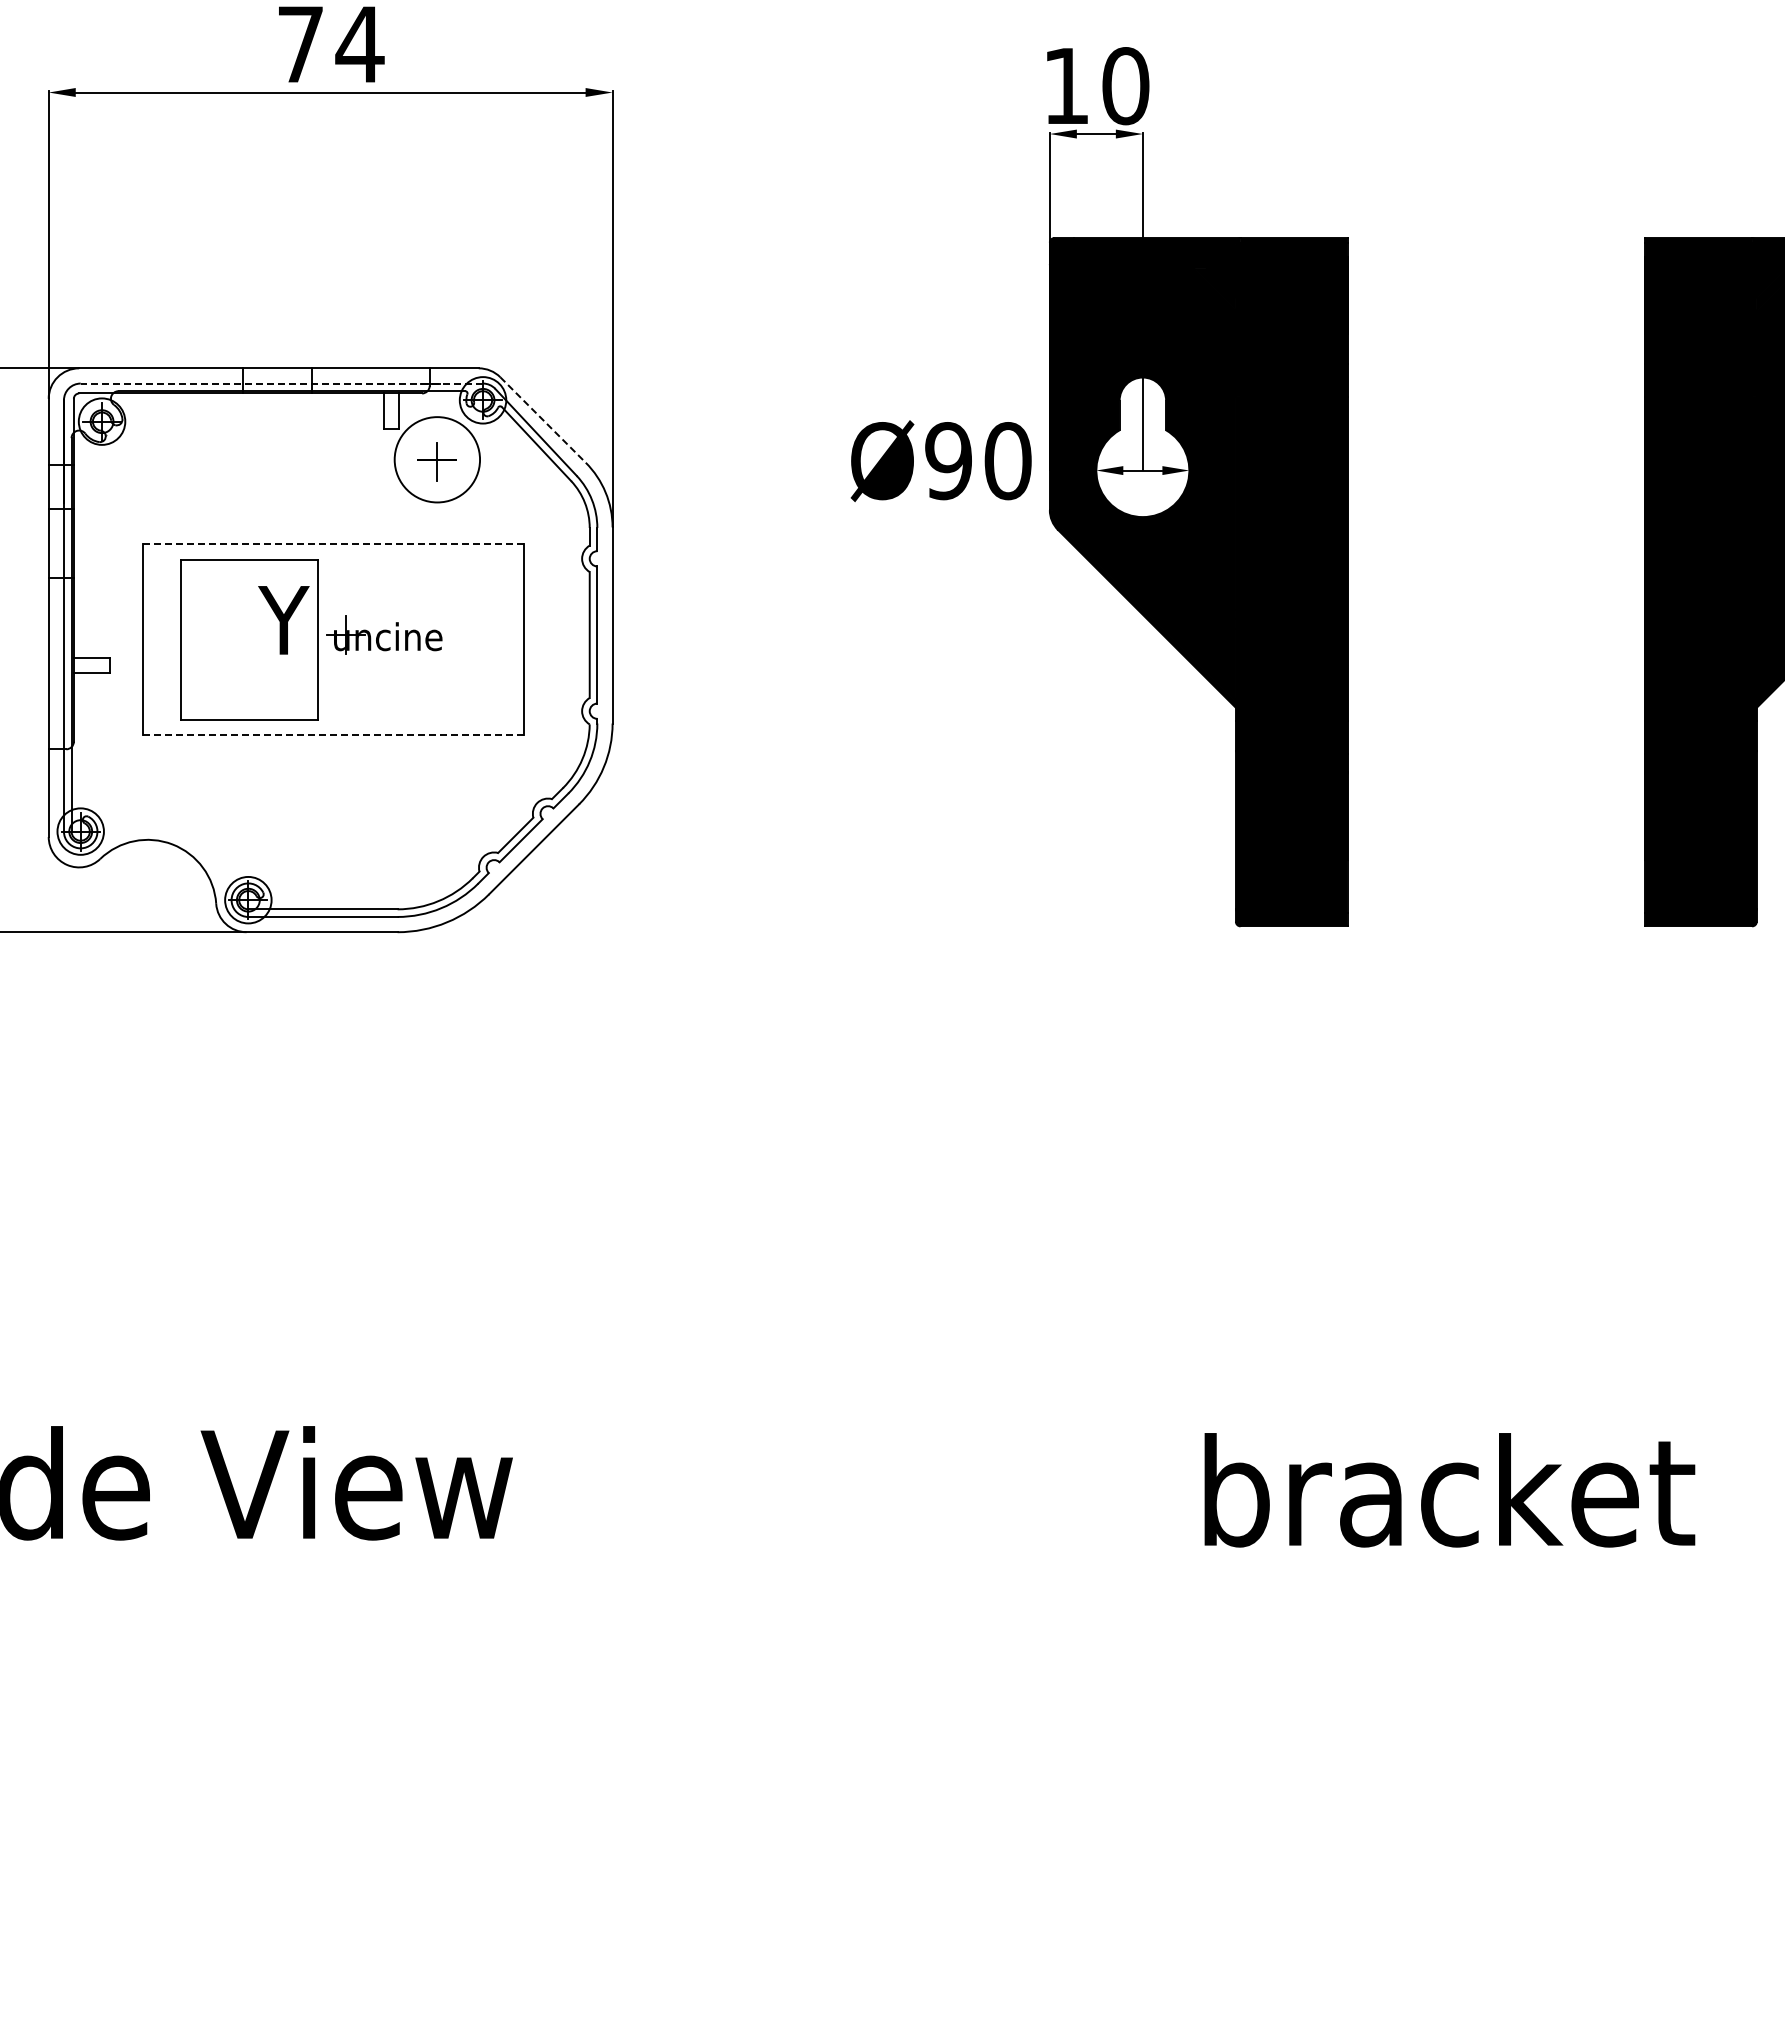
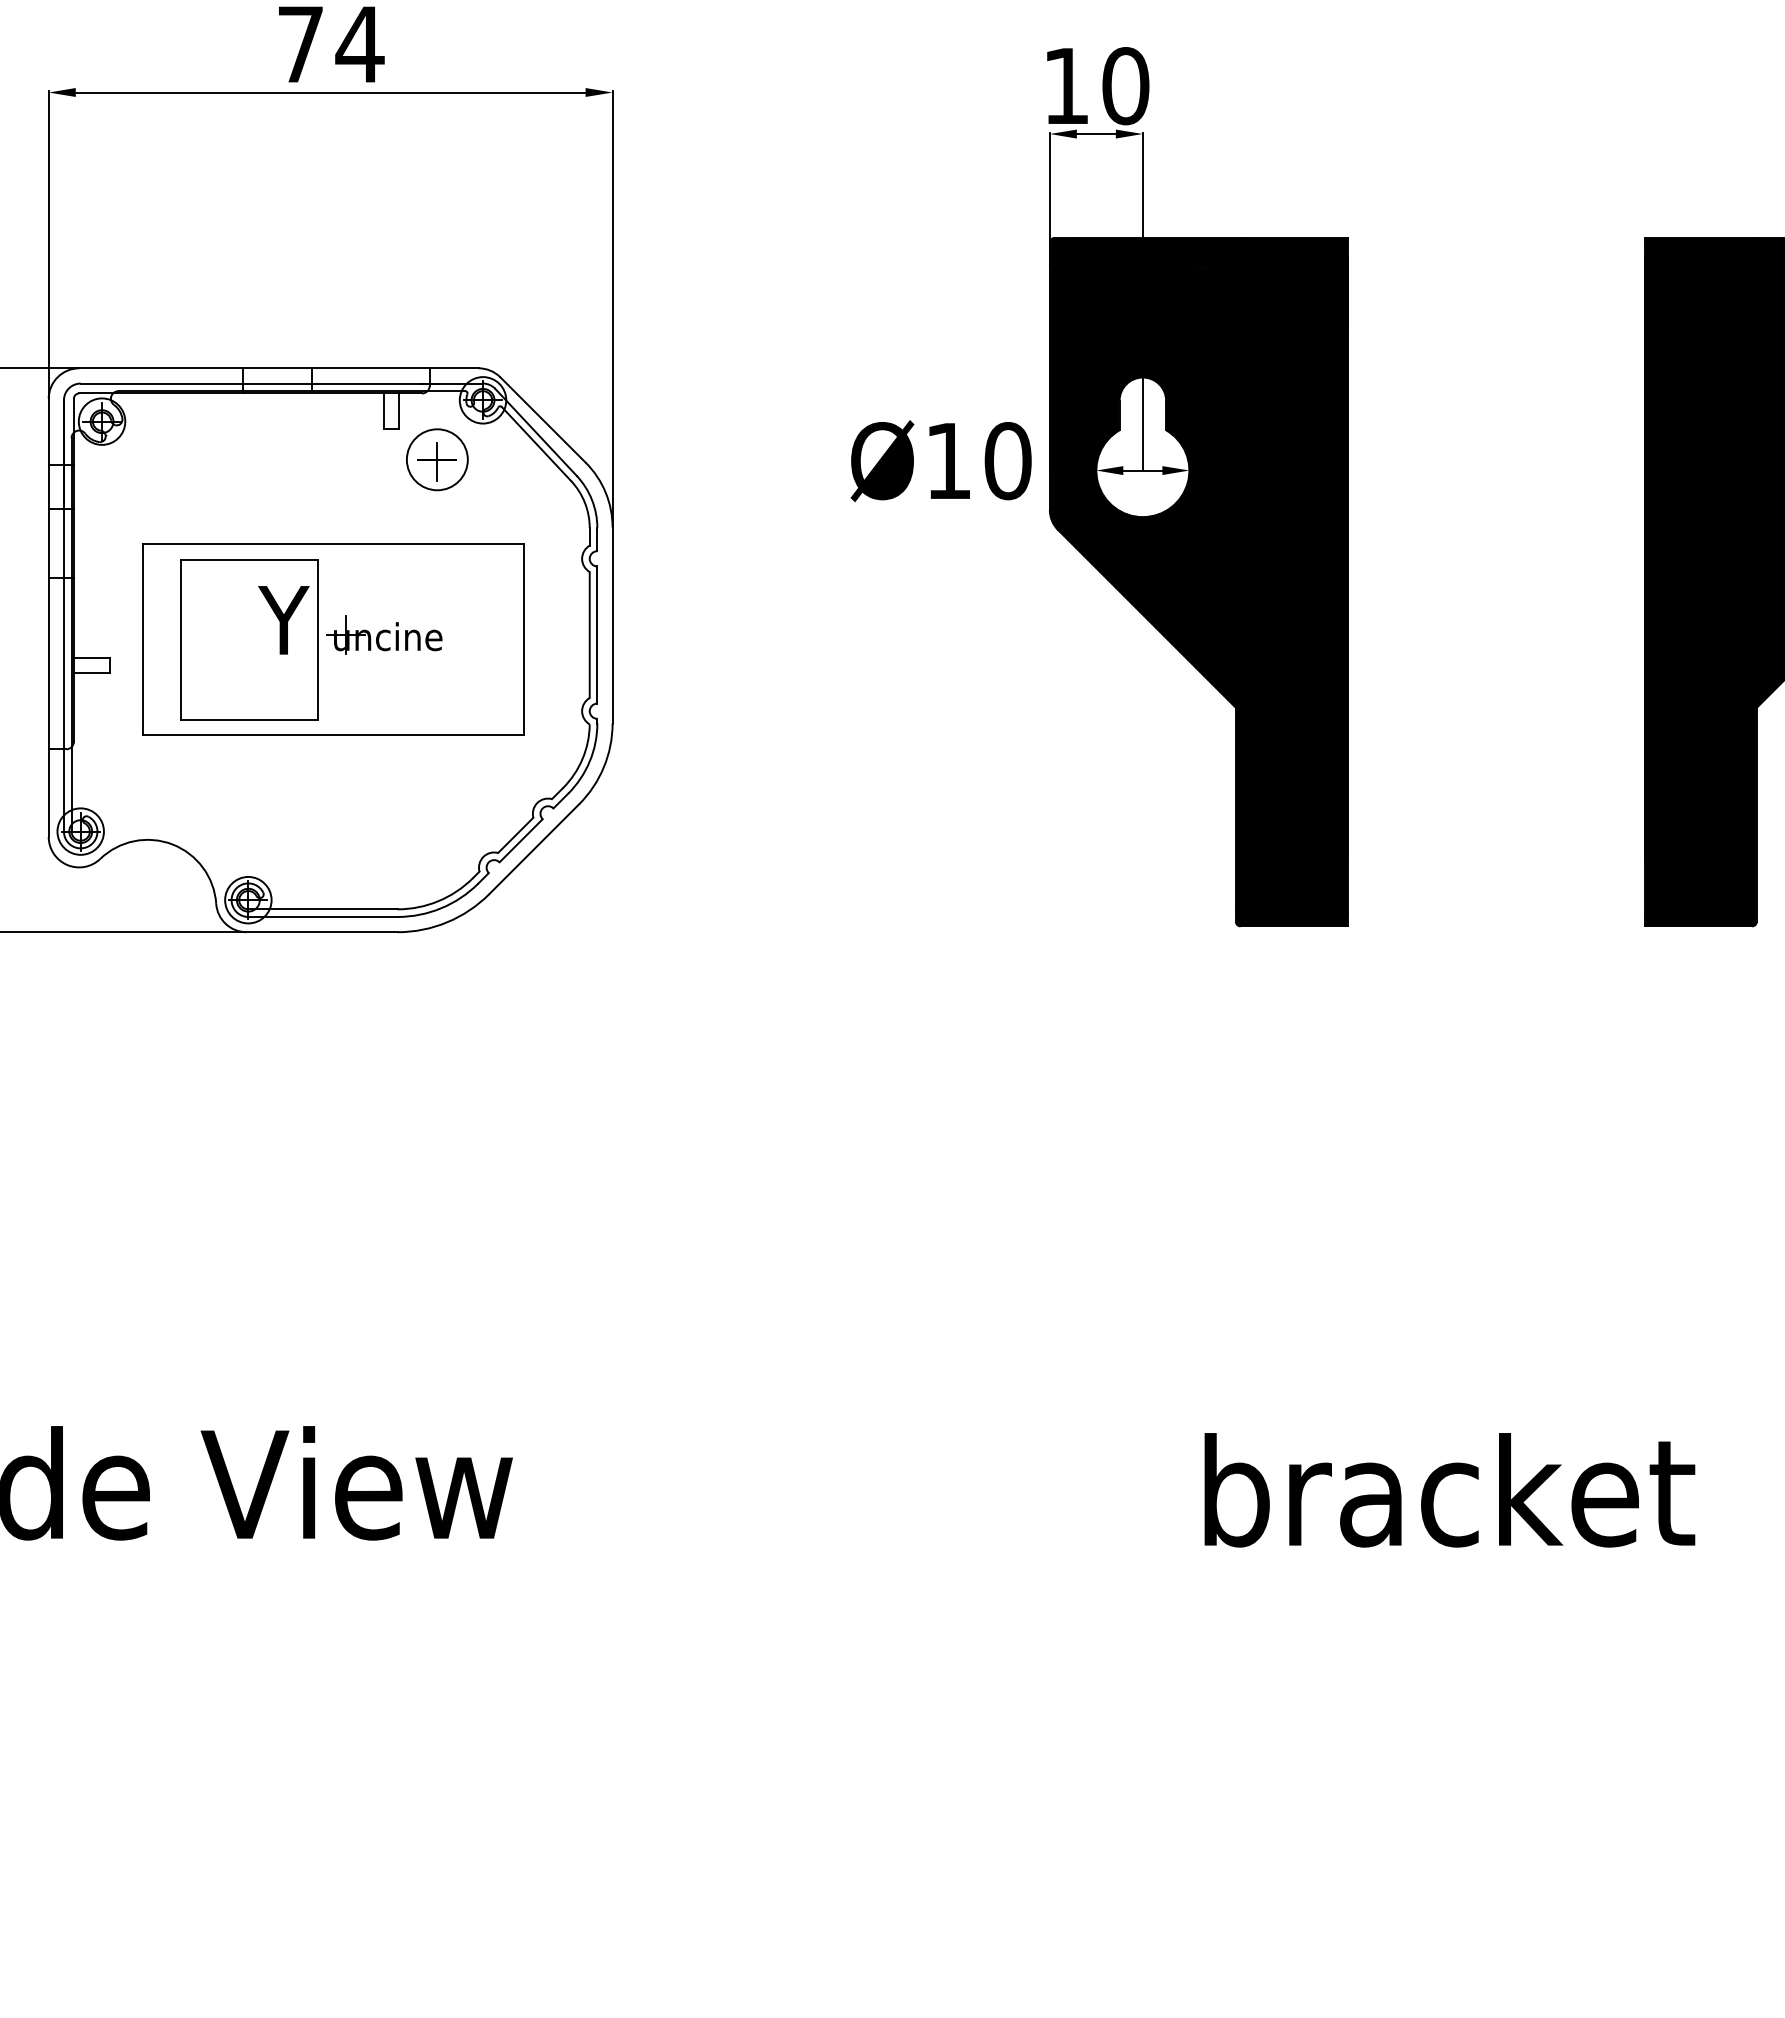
line: dashed -> solid (281, 383)
line: dashed -> solid (543, 420)
circle diameter: 85 px -> 61 px (436, 459)
text: Ø90 -> Ø10 (948, 461)
line: dashed -> solid (333, 544)
line: dashed -> solid (333, 734)
